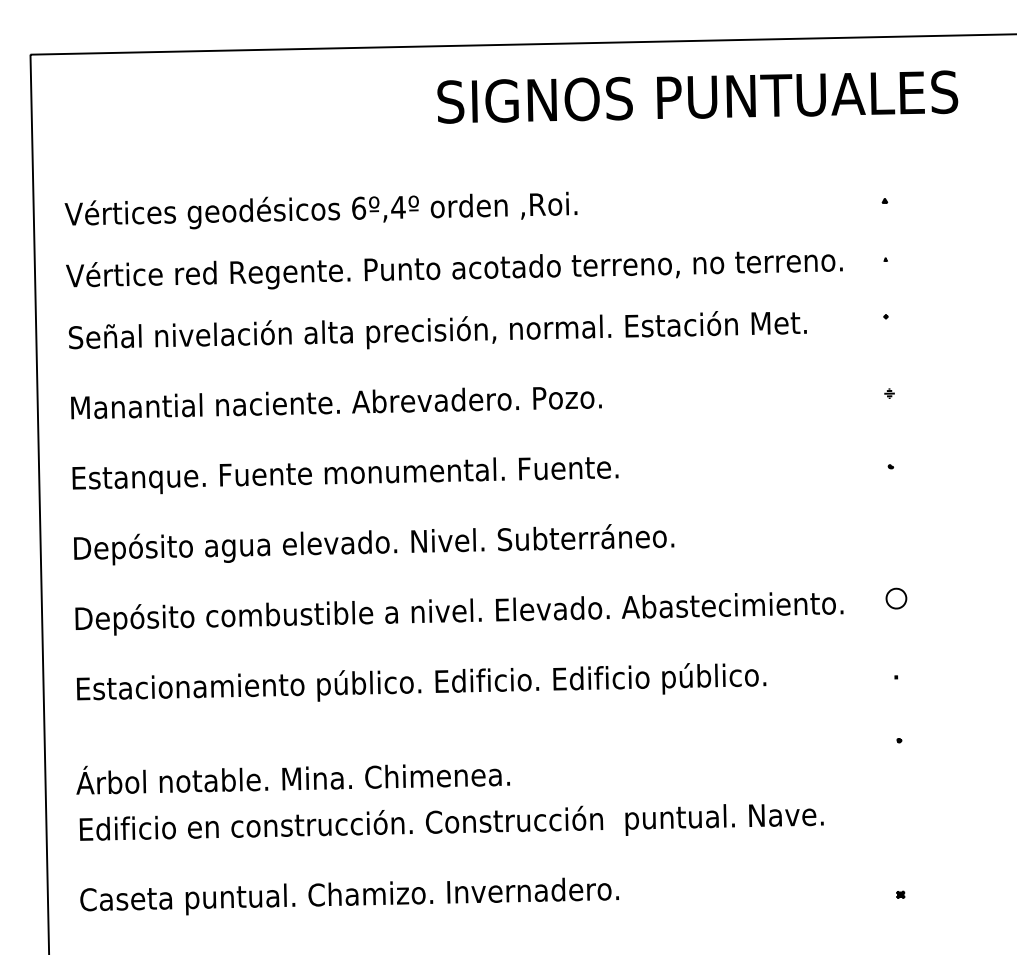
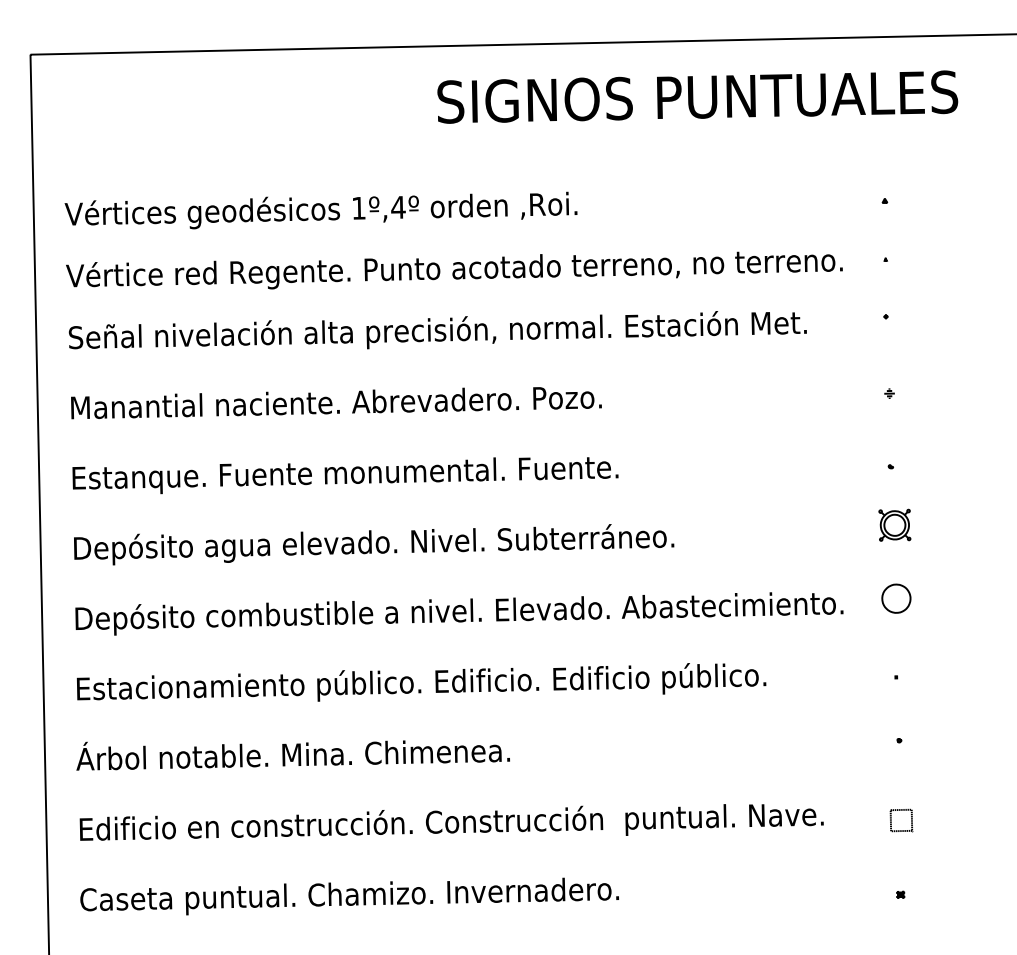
text: 6º,4º -> 1º,4º (359, 207)
part: none -> present (894, 524)
part size: 23x23 px -> 31x31 px (896, 598)
text position: (292, 779) -> (292, 755) (292, 755)
part: none -> present (901, 820)
